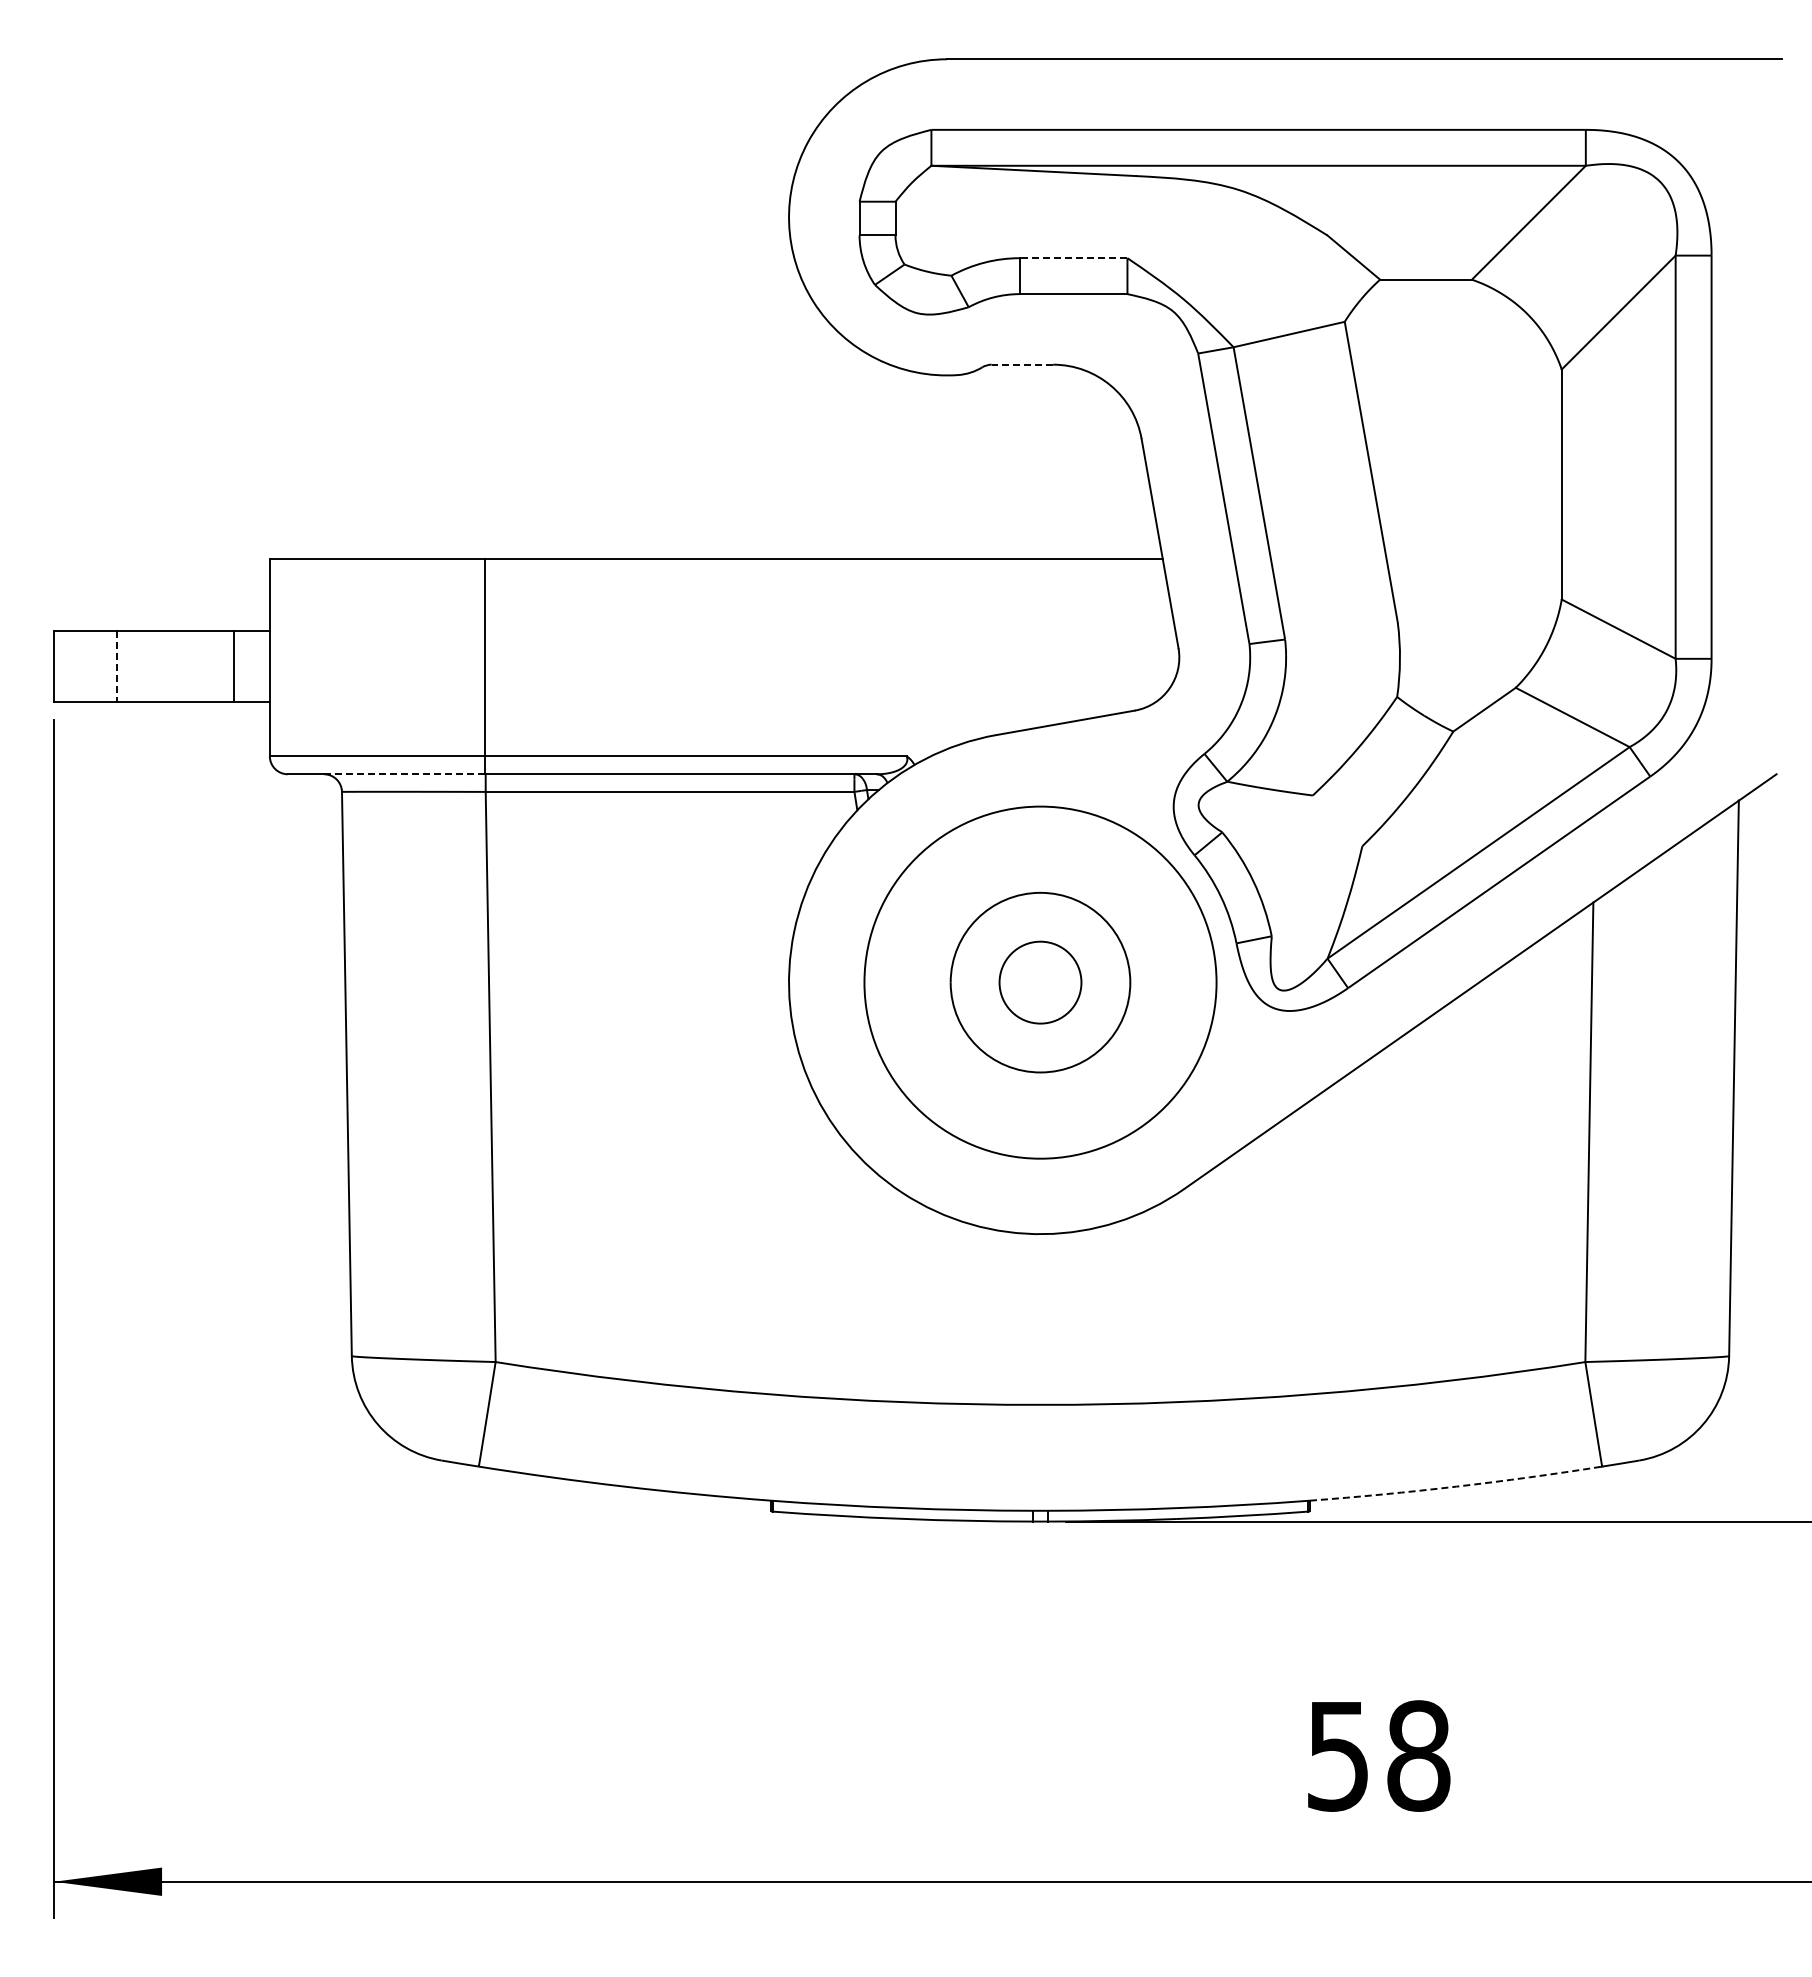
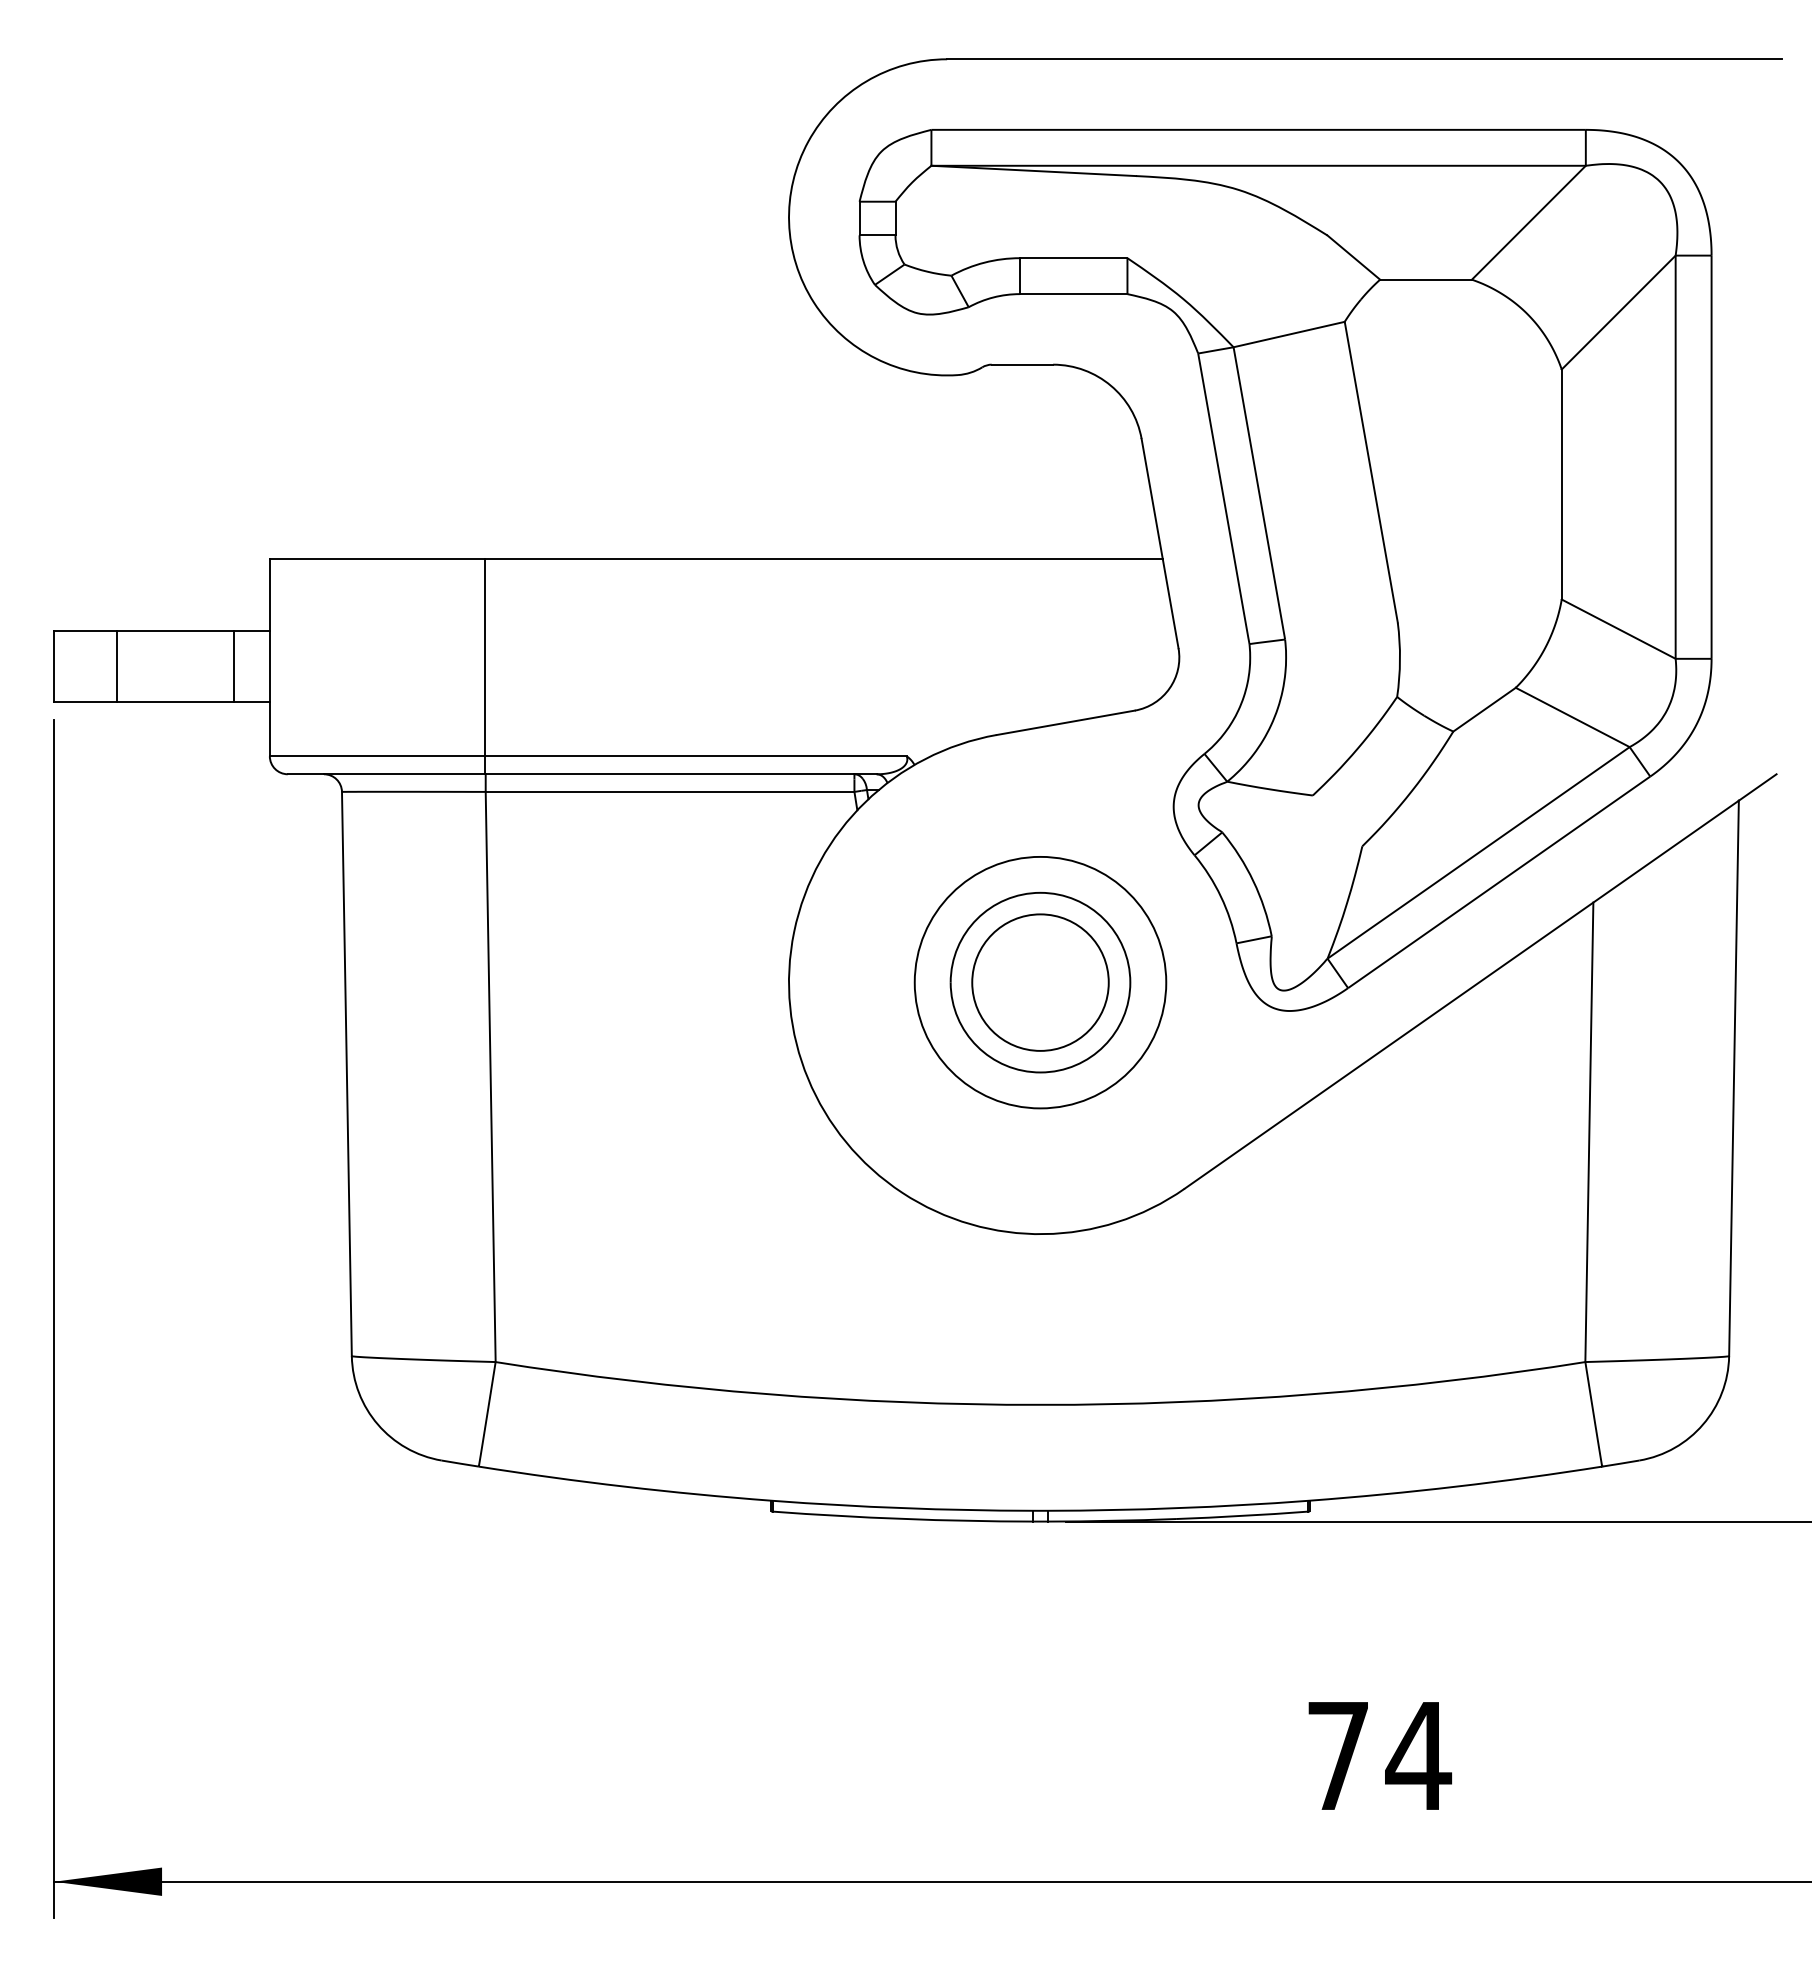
line: dashed -> solid (1073, 258)
line: dashed -> solid (1022, 364)
line: dashed -> solid (117, 666)
line: dashed -> solid (404, 774)
circle diameter: 352 px -> 251 px (1040, 982)
circle diameter: 82 px -> 137 px (1040, 982)
arc: dashed -> solid (1456, 1486)
text: 58 -> 74 (1380, 1755)
